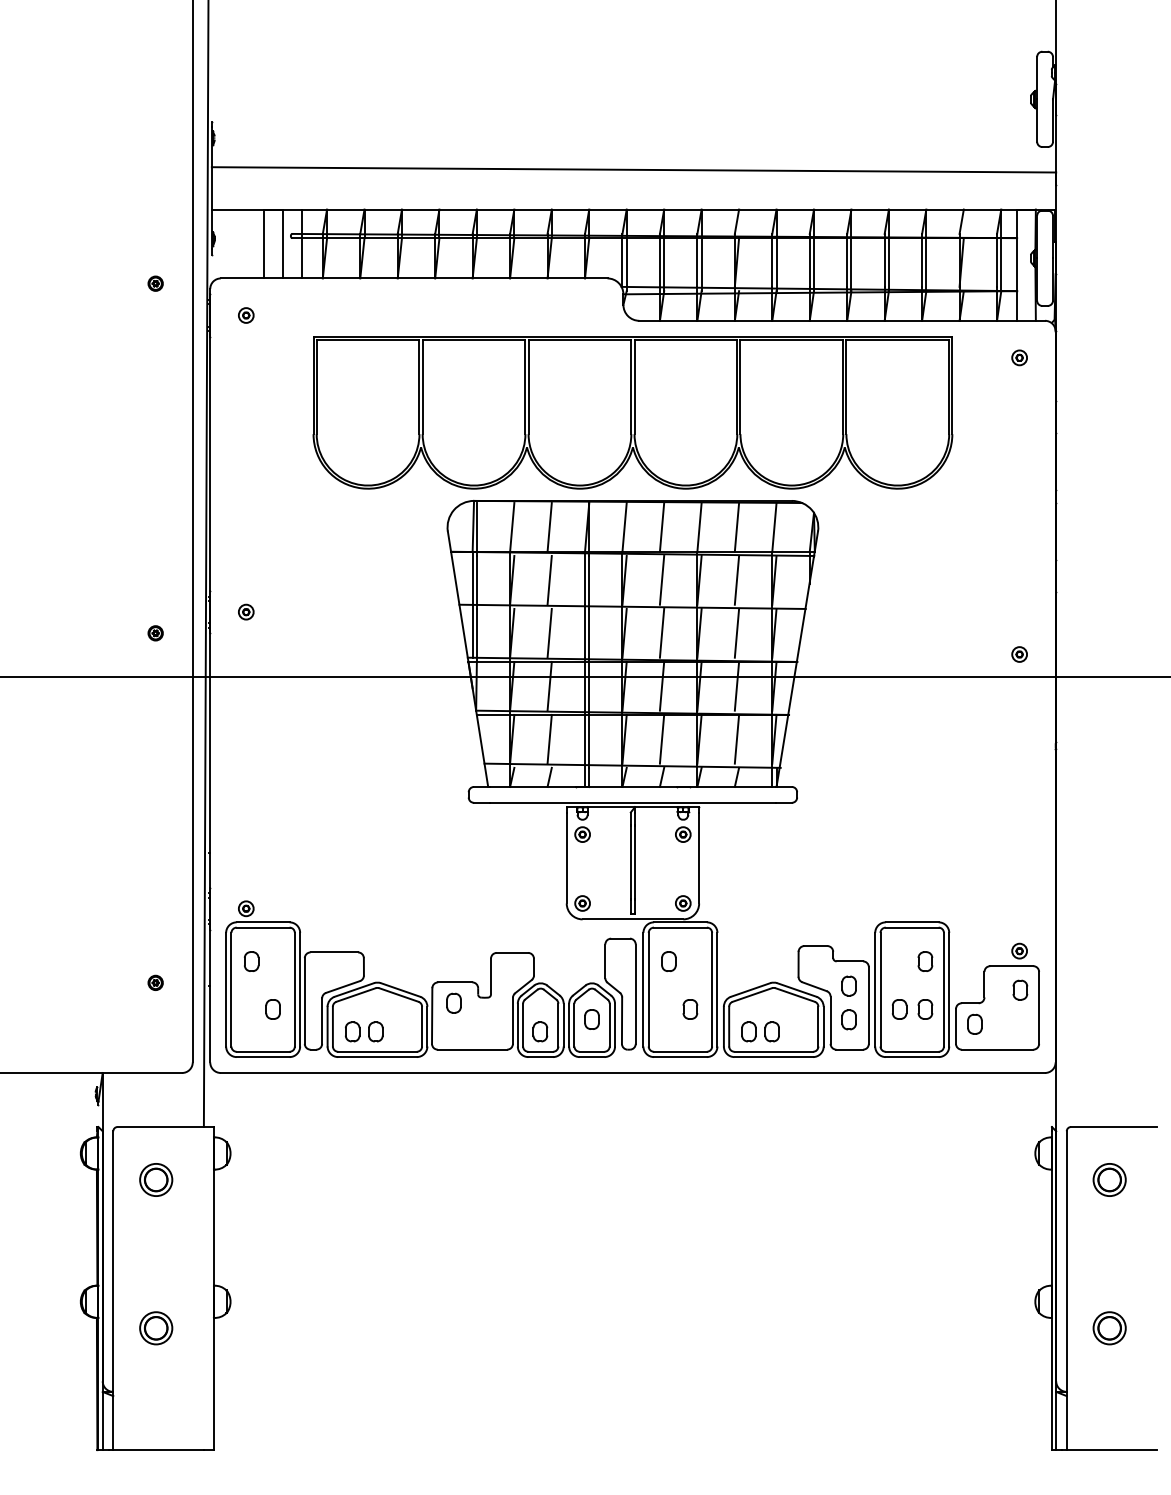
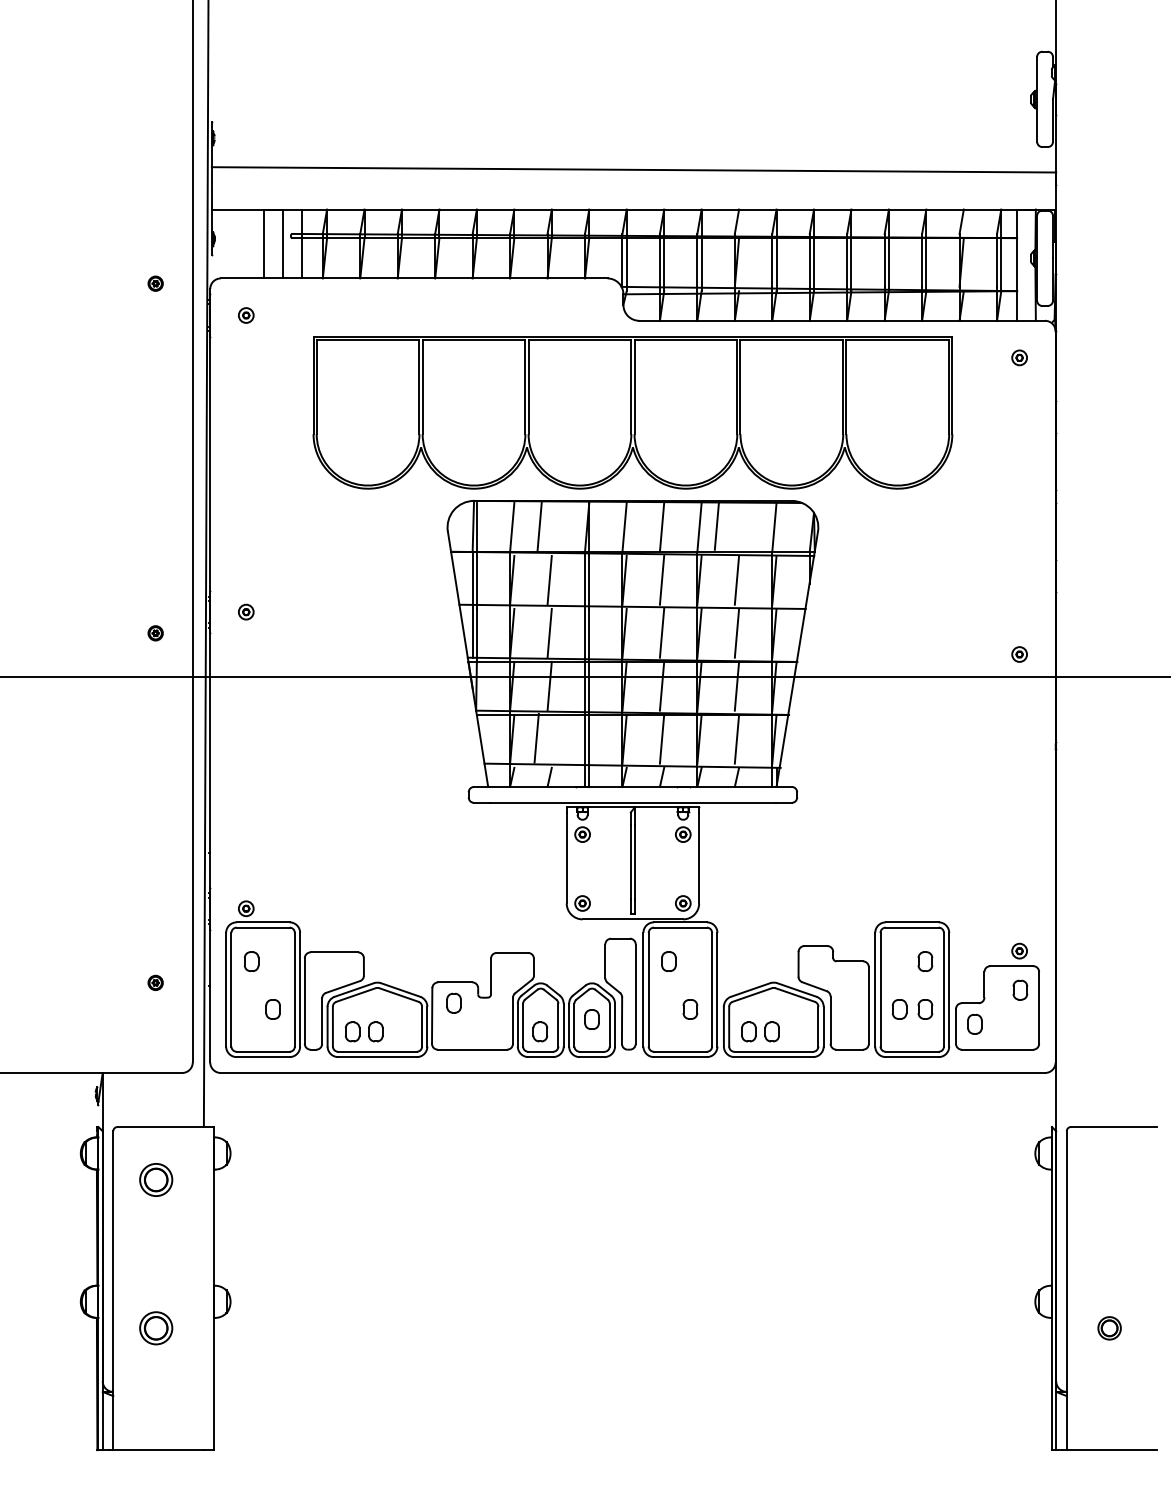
line position: (549, 527) -> (539, 526) (539, 526)
line position: (736, 527) -> (716, 525) (716, 525)
line position: (549, 738) -> (536, 737) (536, 737)
part: present -> none (848, 985)
part: present -> none (848, 1019)
part: present -> none (1109, 1179)
part size: 35x35 px -> 25x25 px (1109, 1328)
